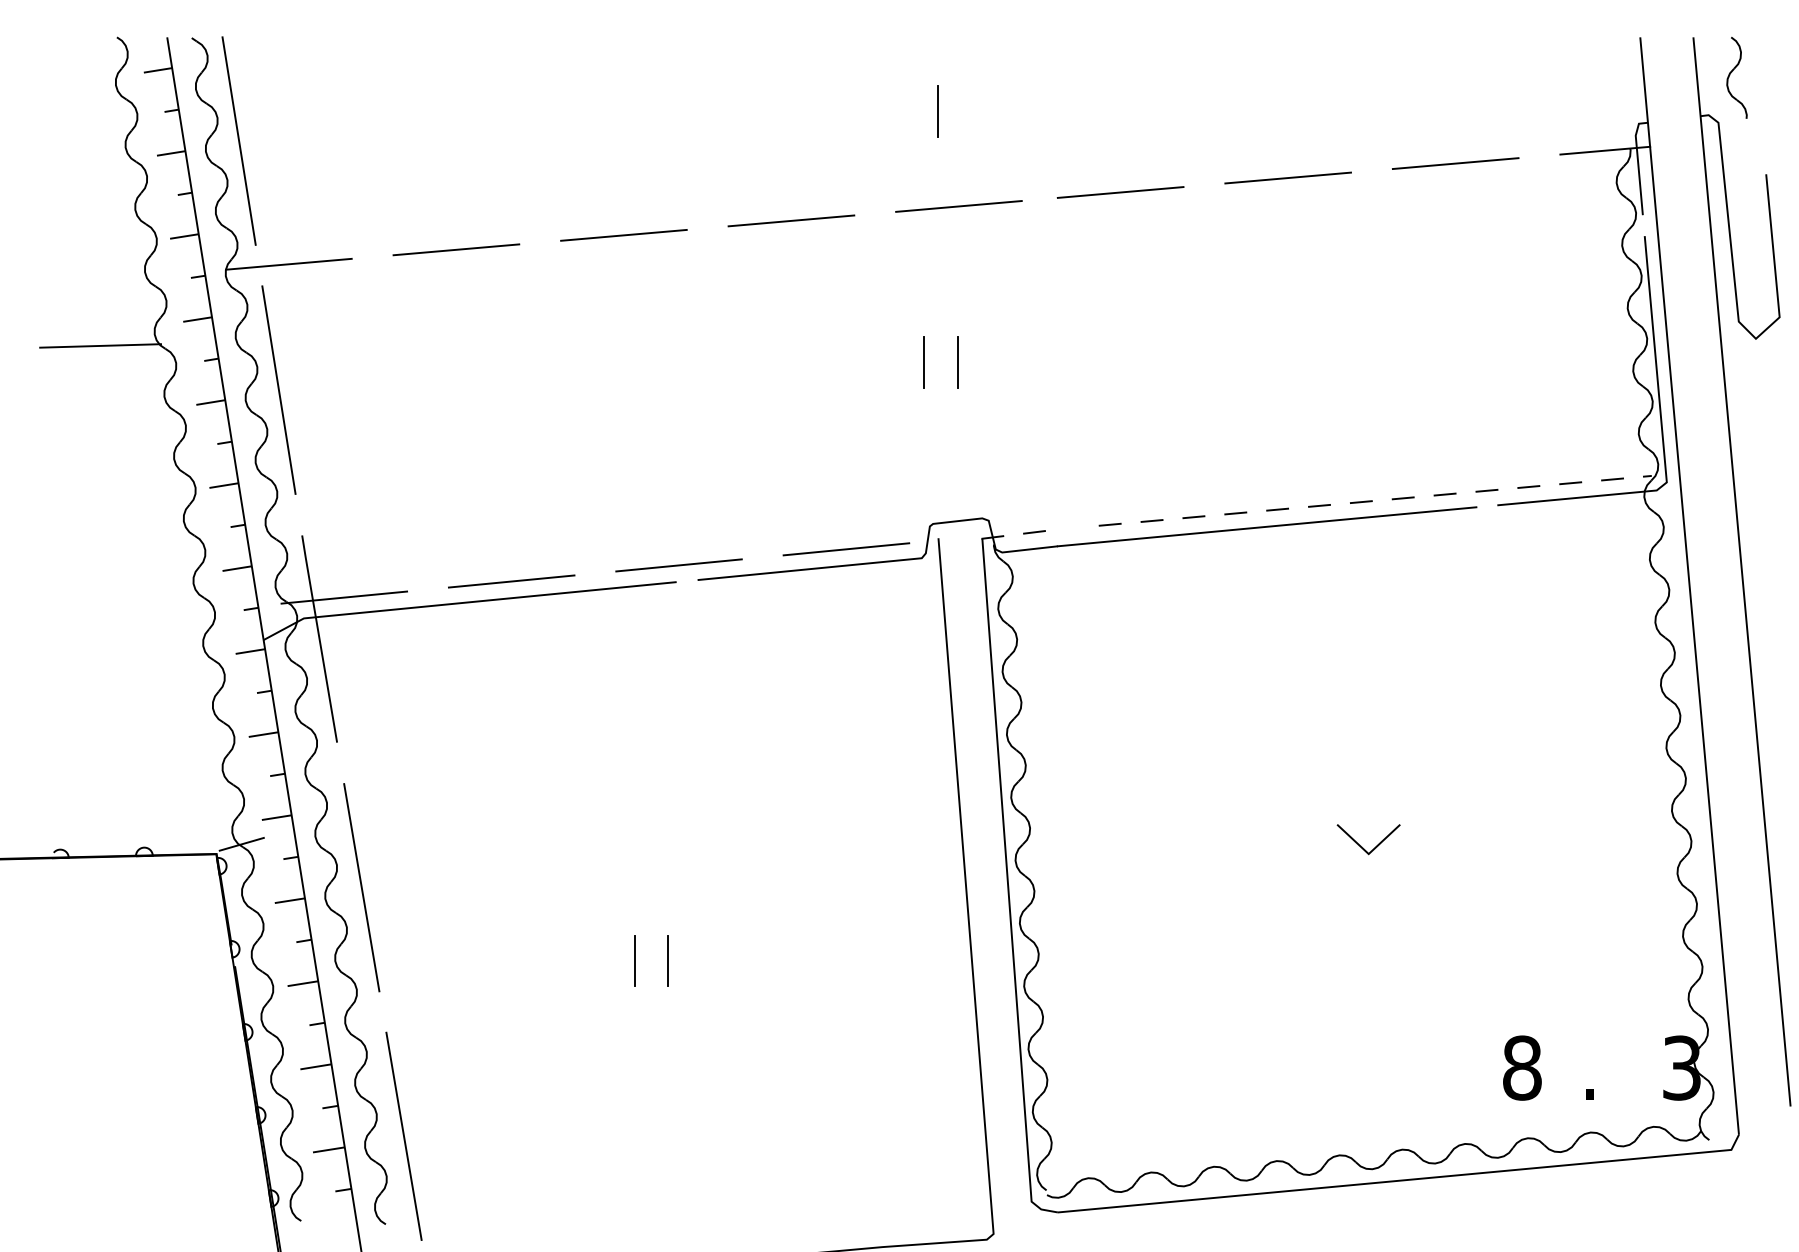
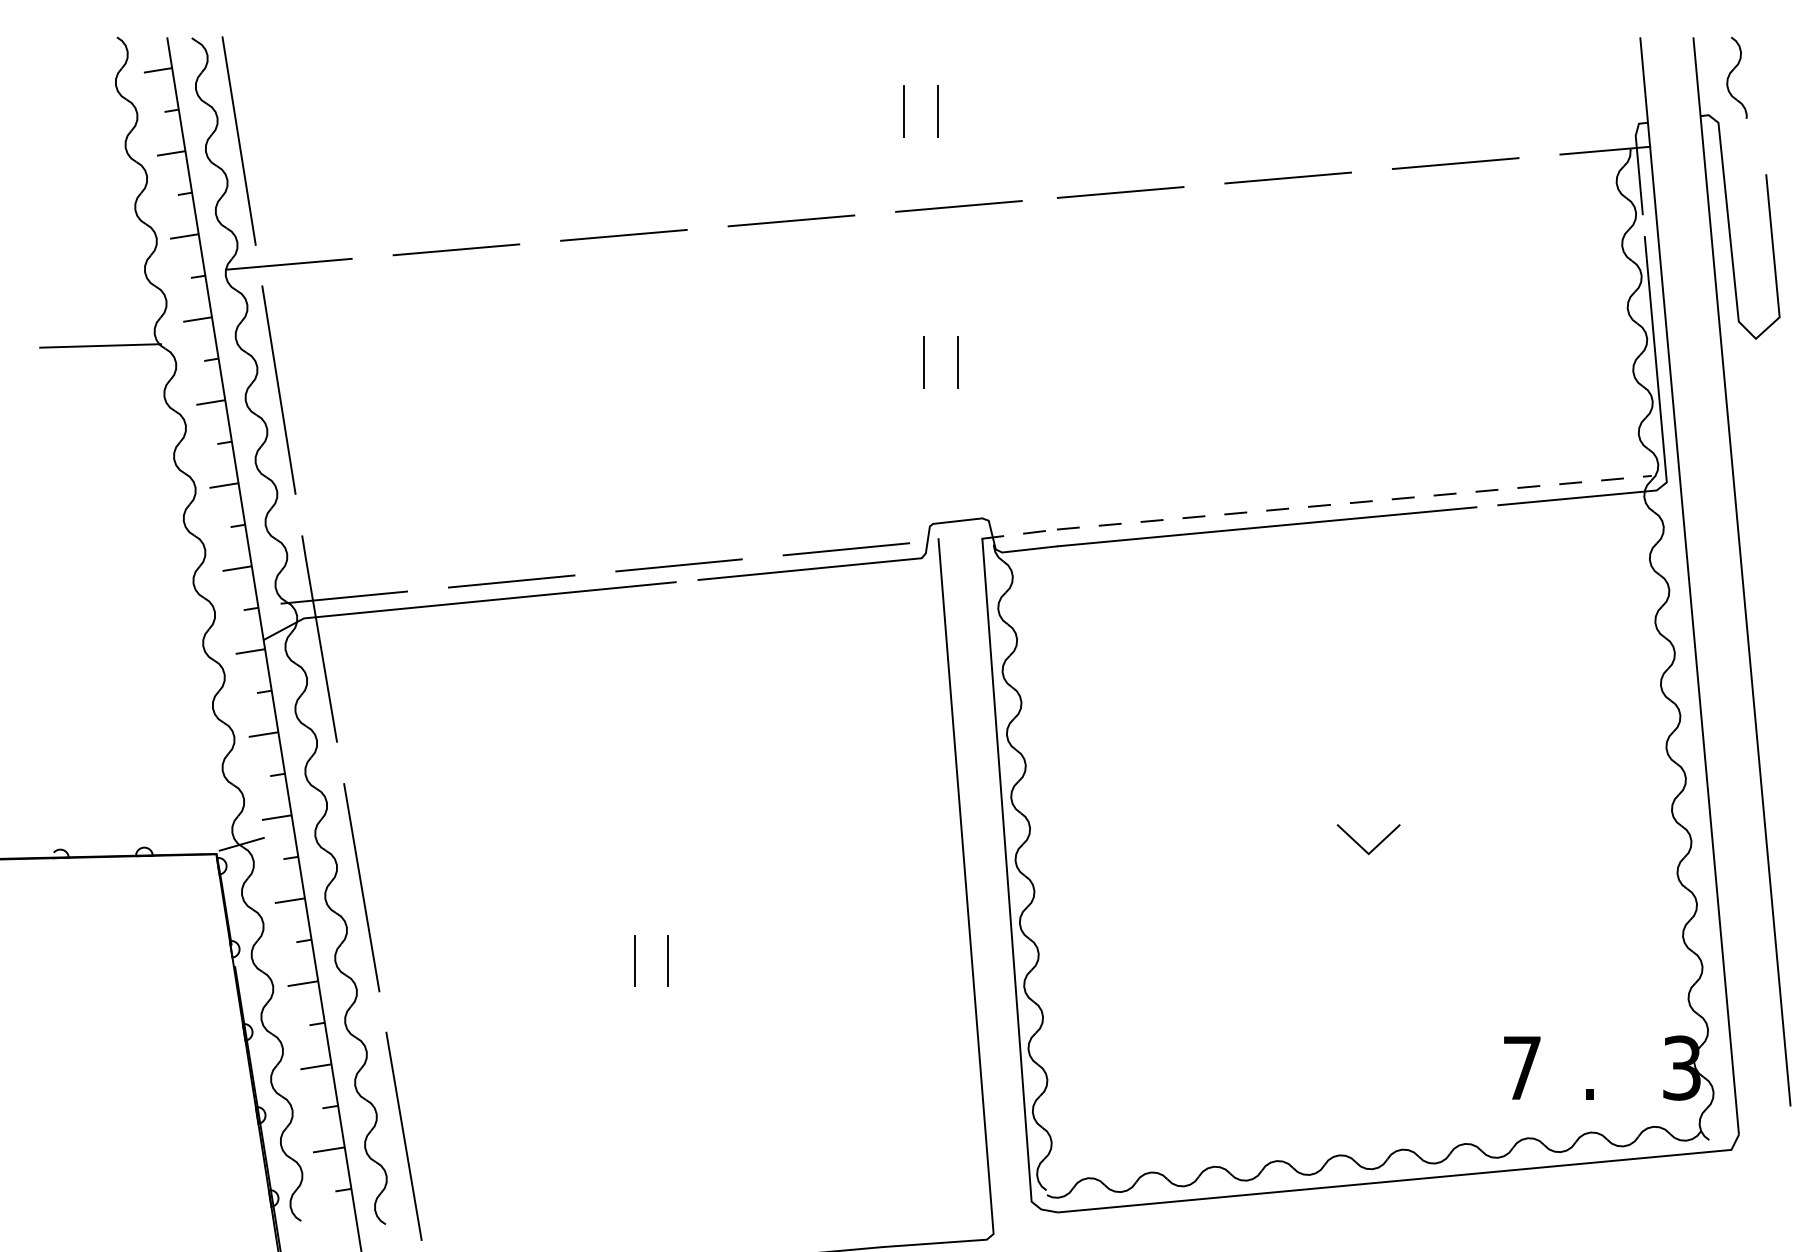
line: none -> present (904, 111)
line: none -> present (1068, 528)
text: 8 -> 7 (1522, 1067)
